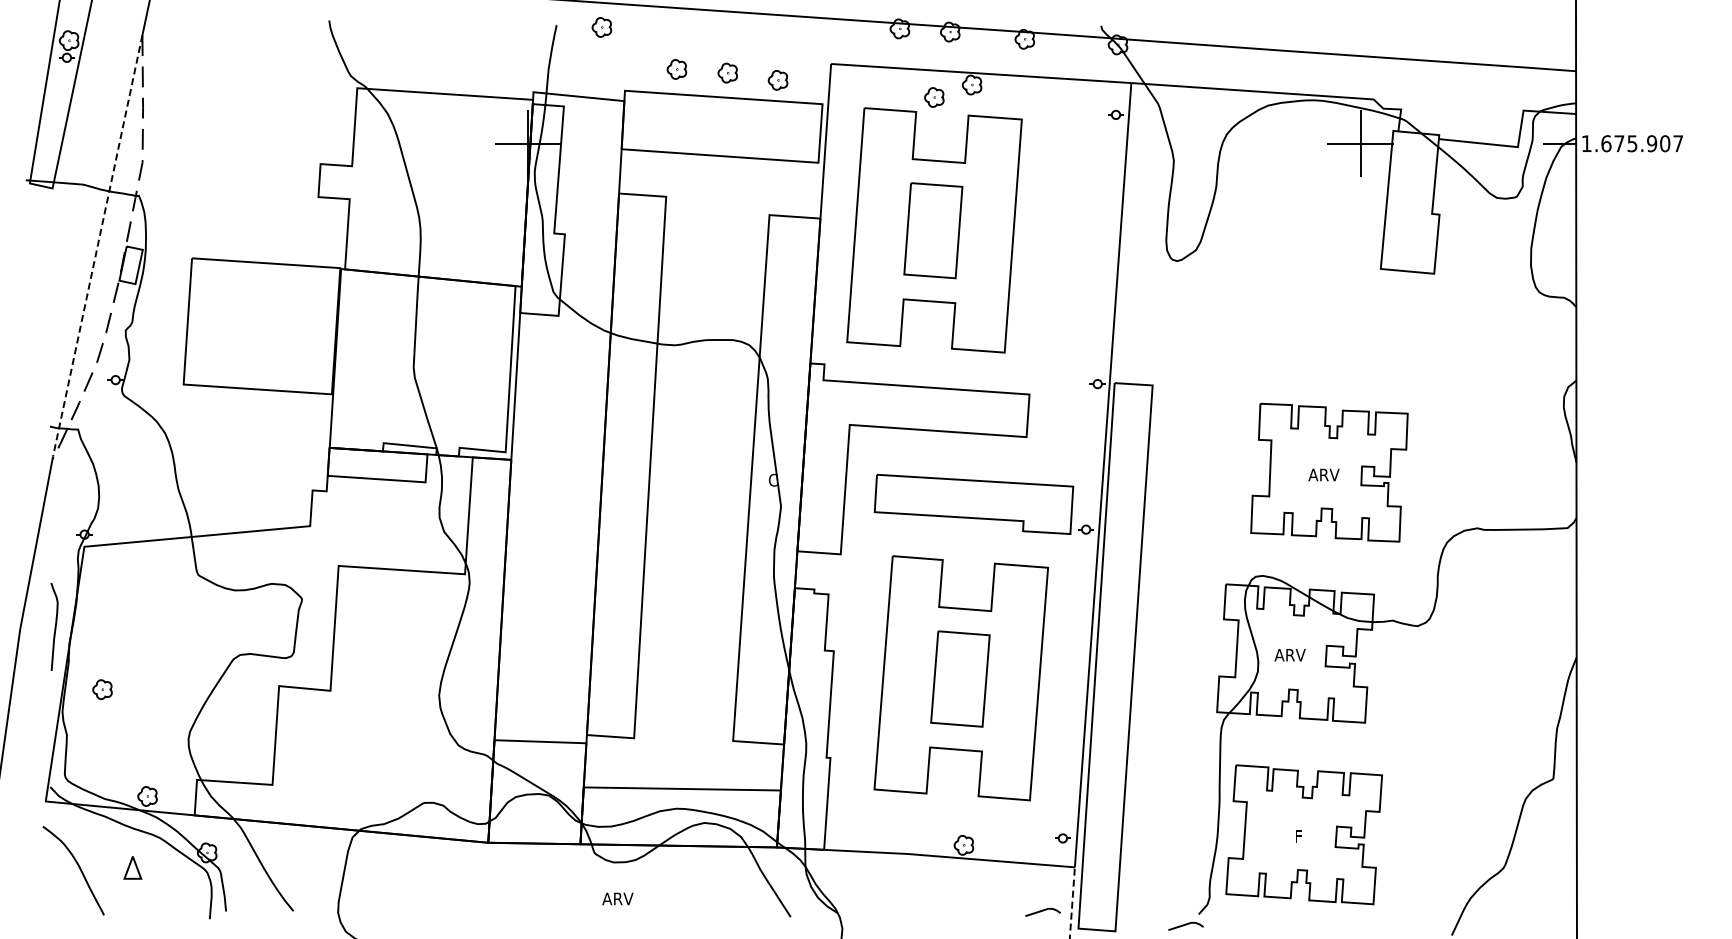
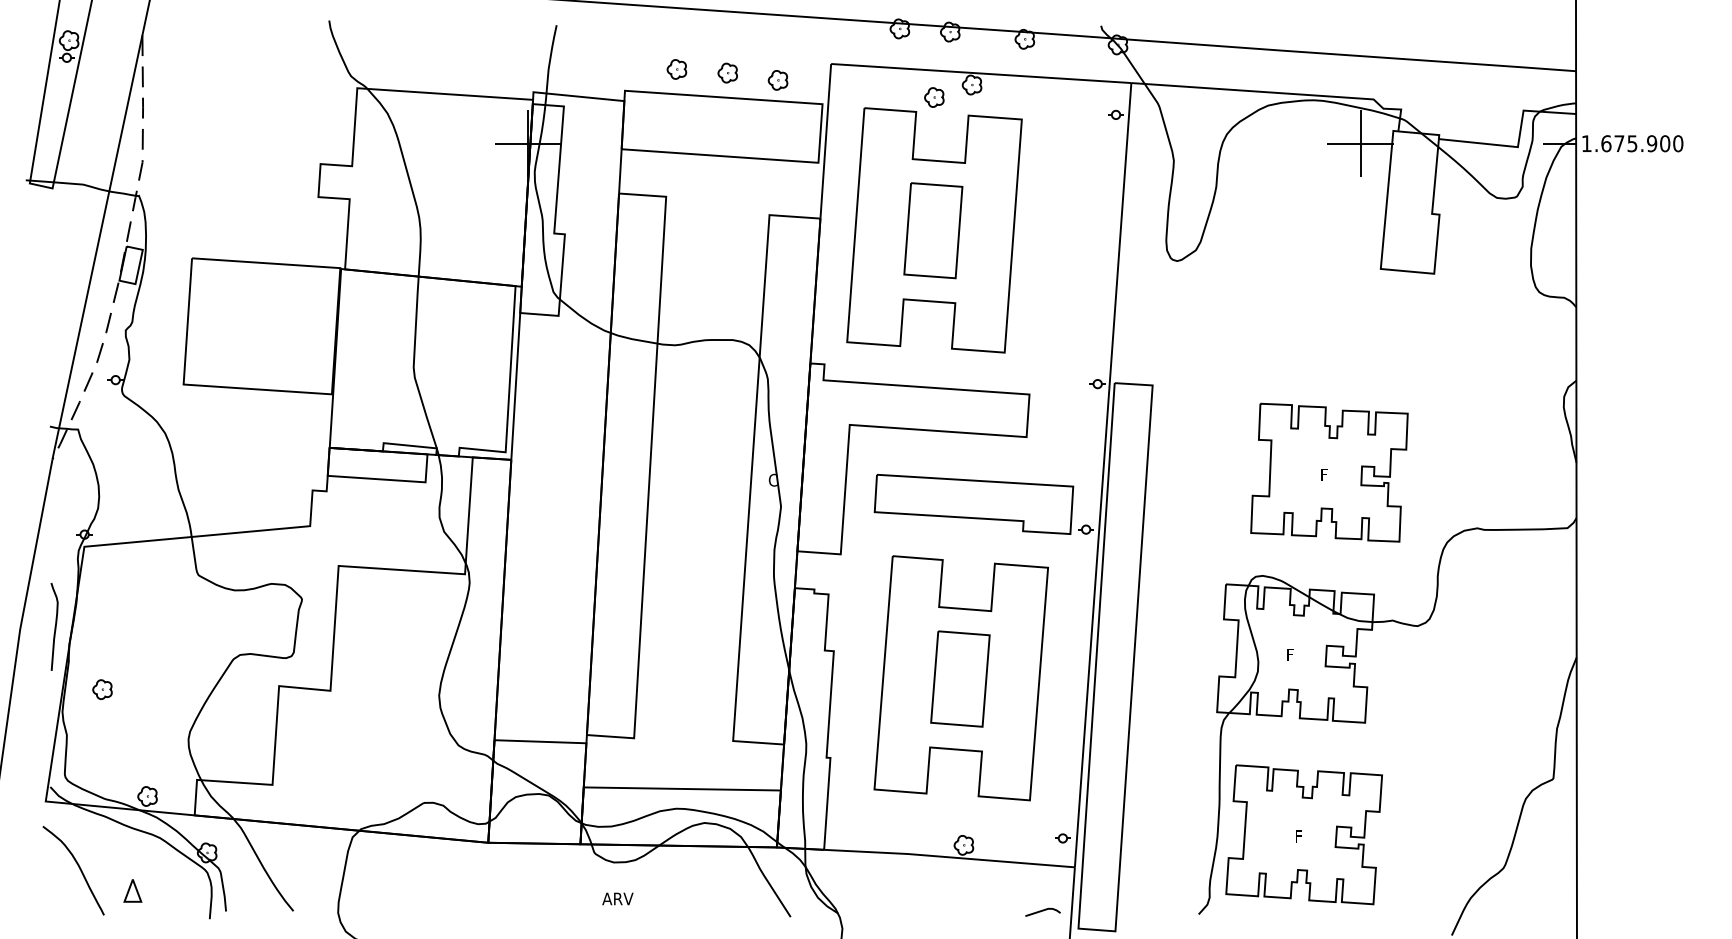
part: present -> none (601, 27)
text: 1.675.907 -> 1.675.900 (1678, 143)
line: dashed -> solid (97, 248)
text: ARV -> F (1323, 474)
text: ARV -> F (1289, 655)
part position: (132, 867) -> (132, 890) (132, 890)
line: dashed -> solid (1072, 902)
line: present -> none (1185, 925)
